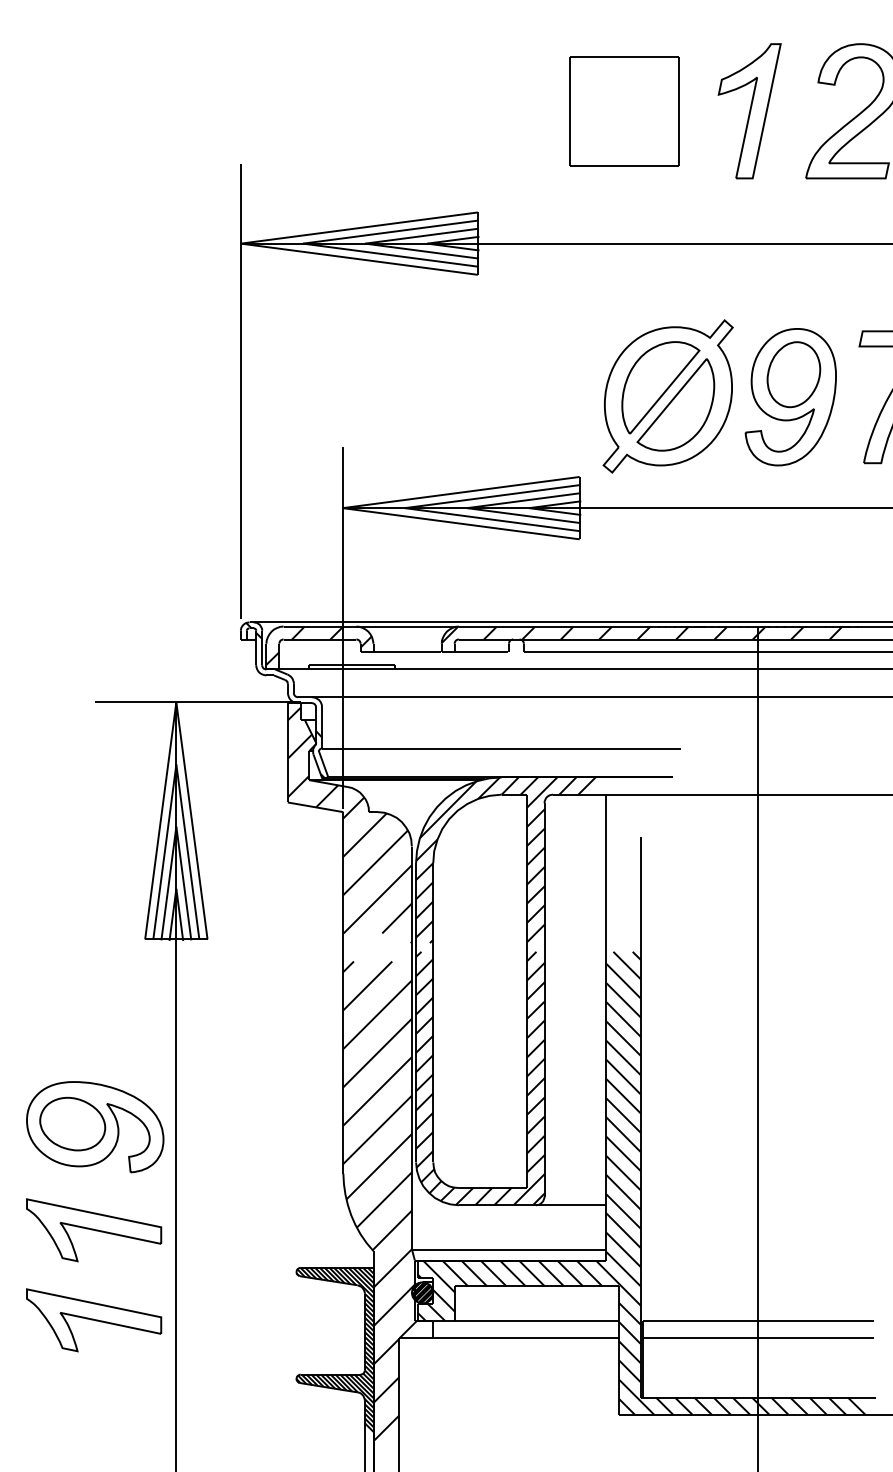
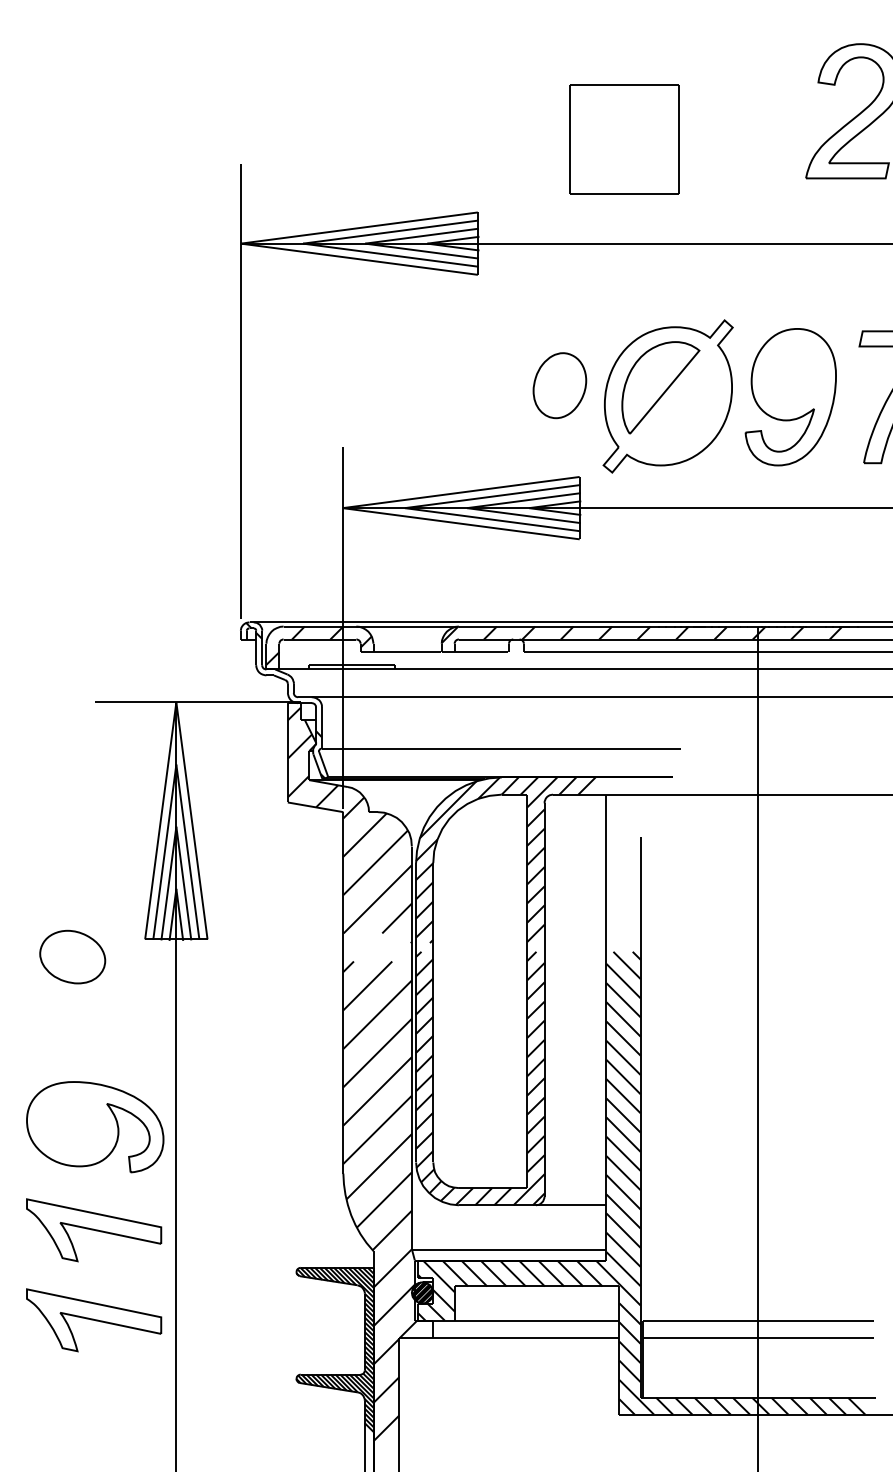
part position: (624, 111) -> (624, 139) (624, 139)
part: present -> none (749, 111)
part position: (793, 374) -> (559, 385) (559, 385)
part: present -> none (675, 404)
part position: (72, 1123) -> (72, 956) (72, 956)
